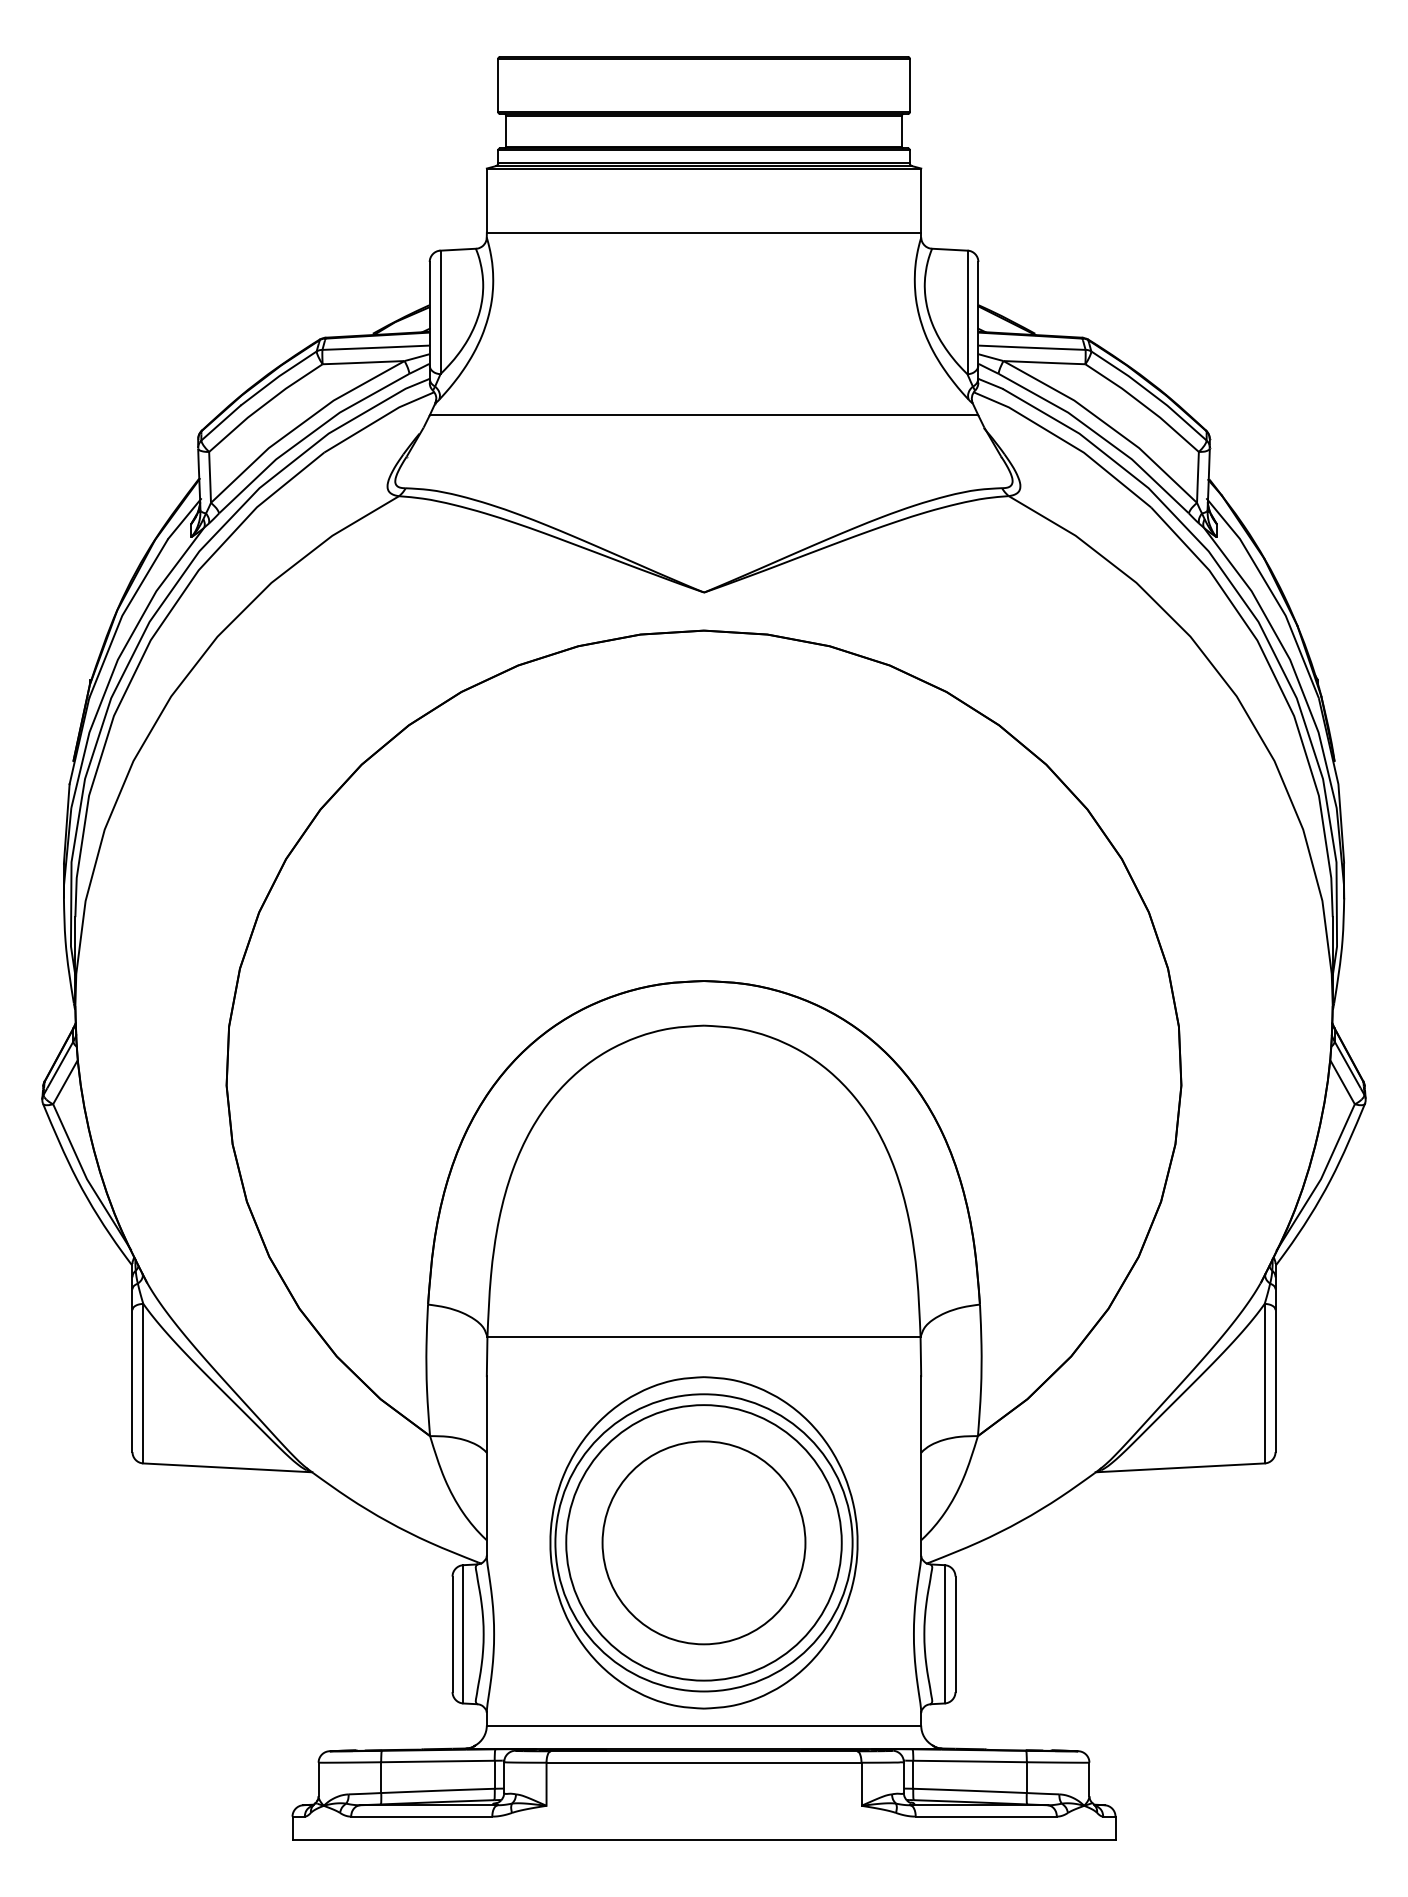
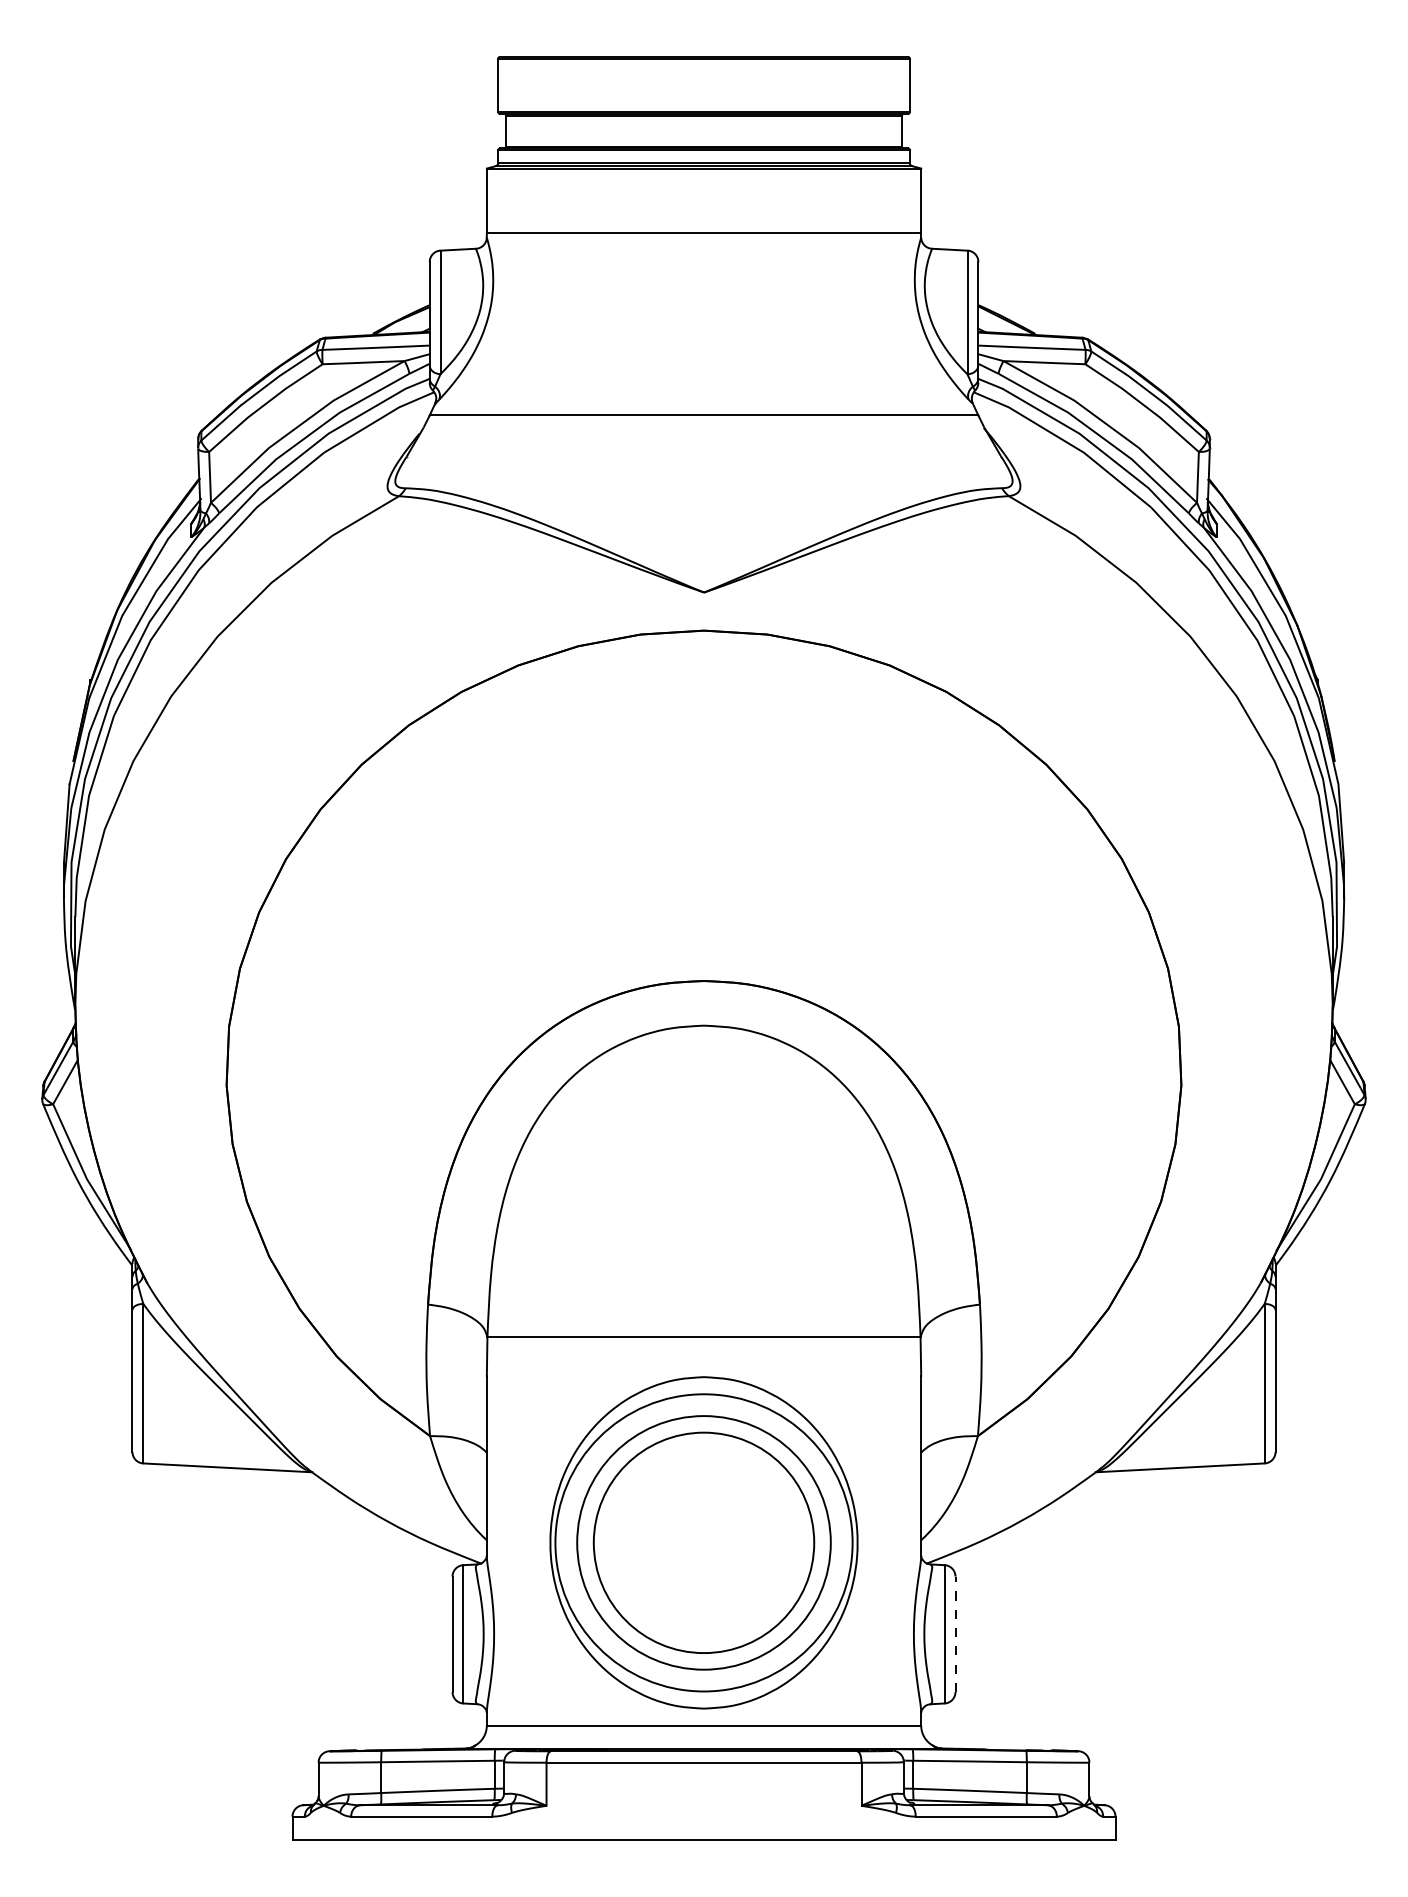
circle diameter: 203 px -> 254 px (703, 1542)
circle diameter: 276 px -> 220 px (703, 1542)
line: solid -> dashed (955, 1634)
